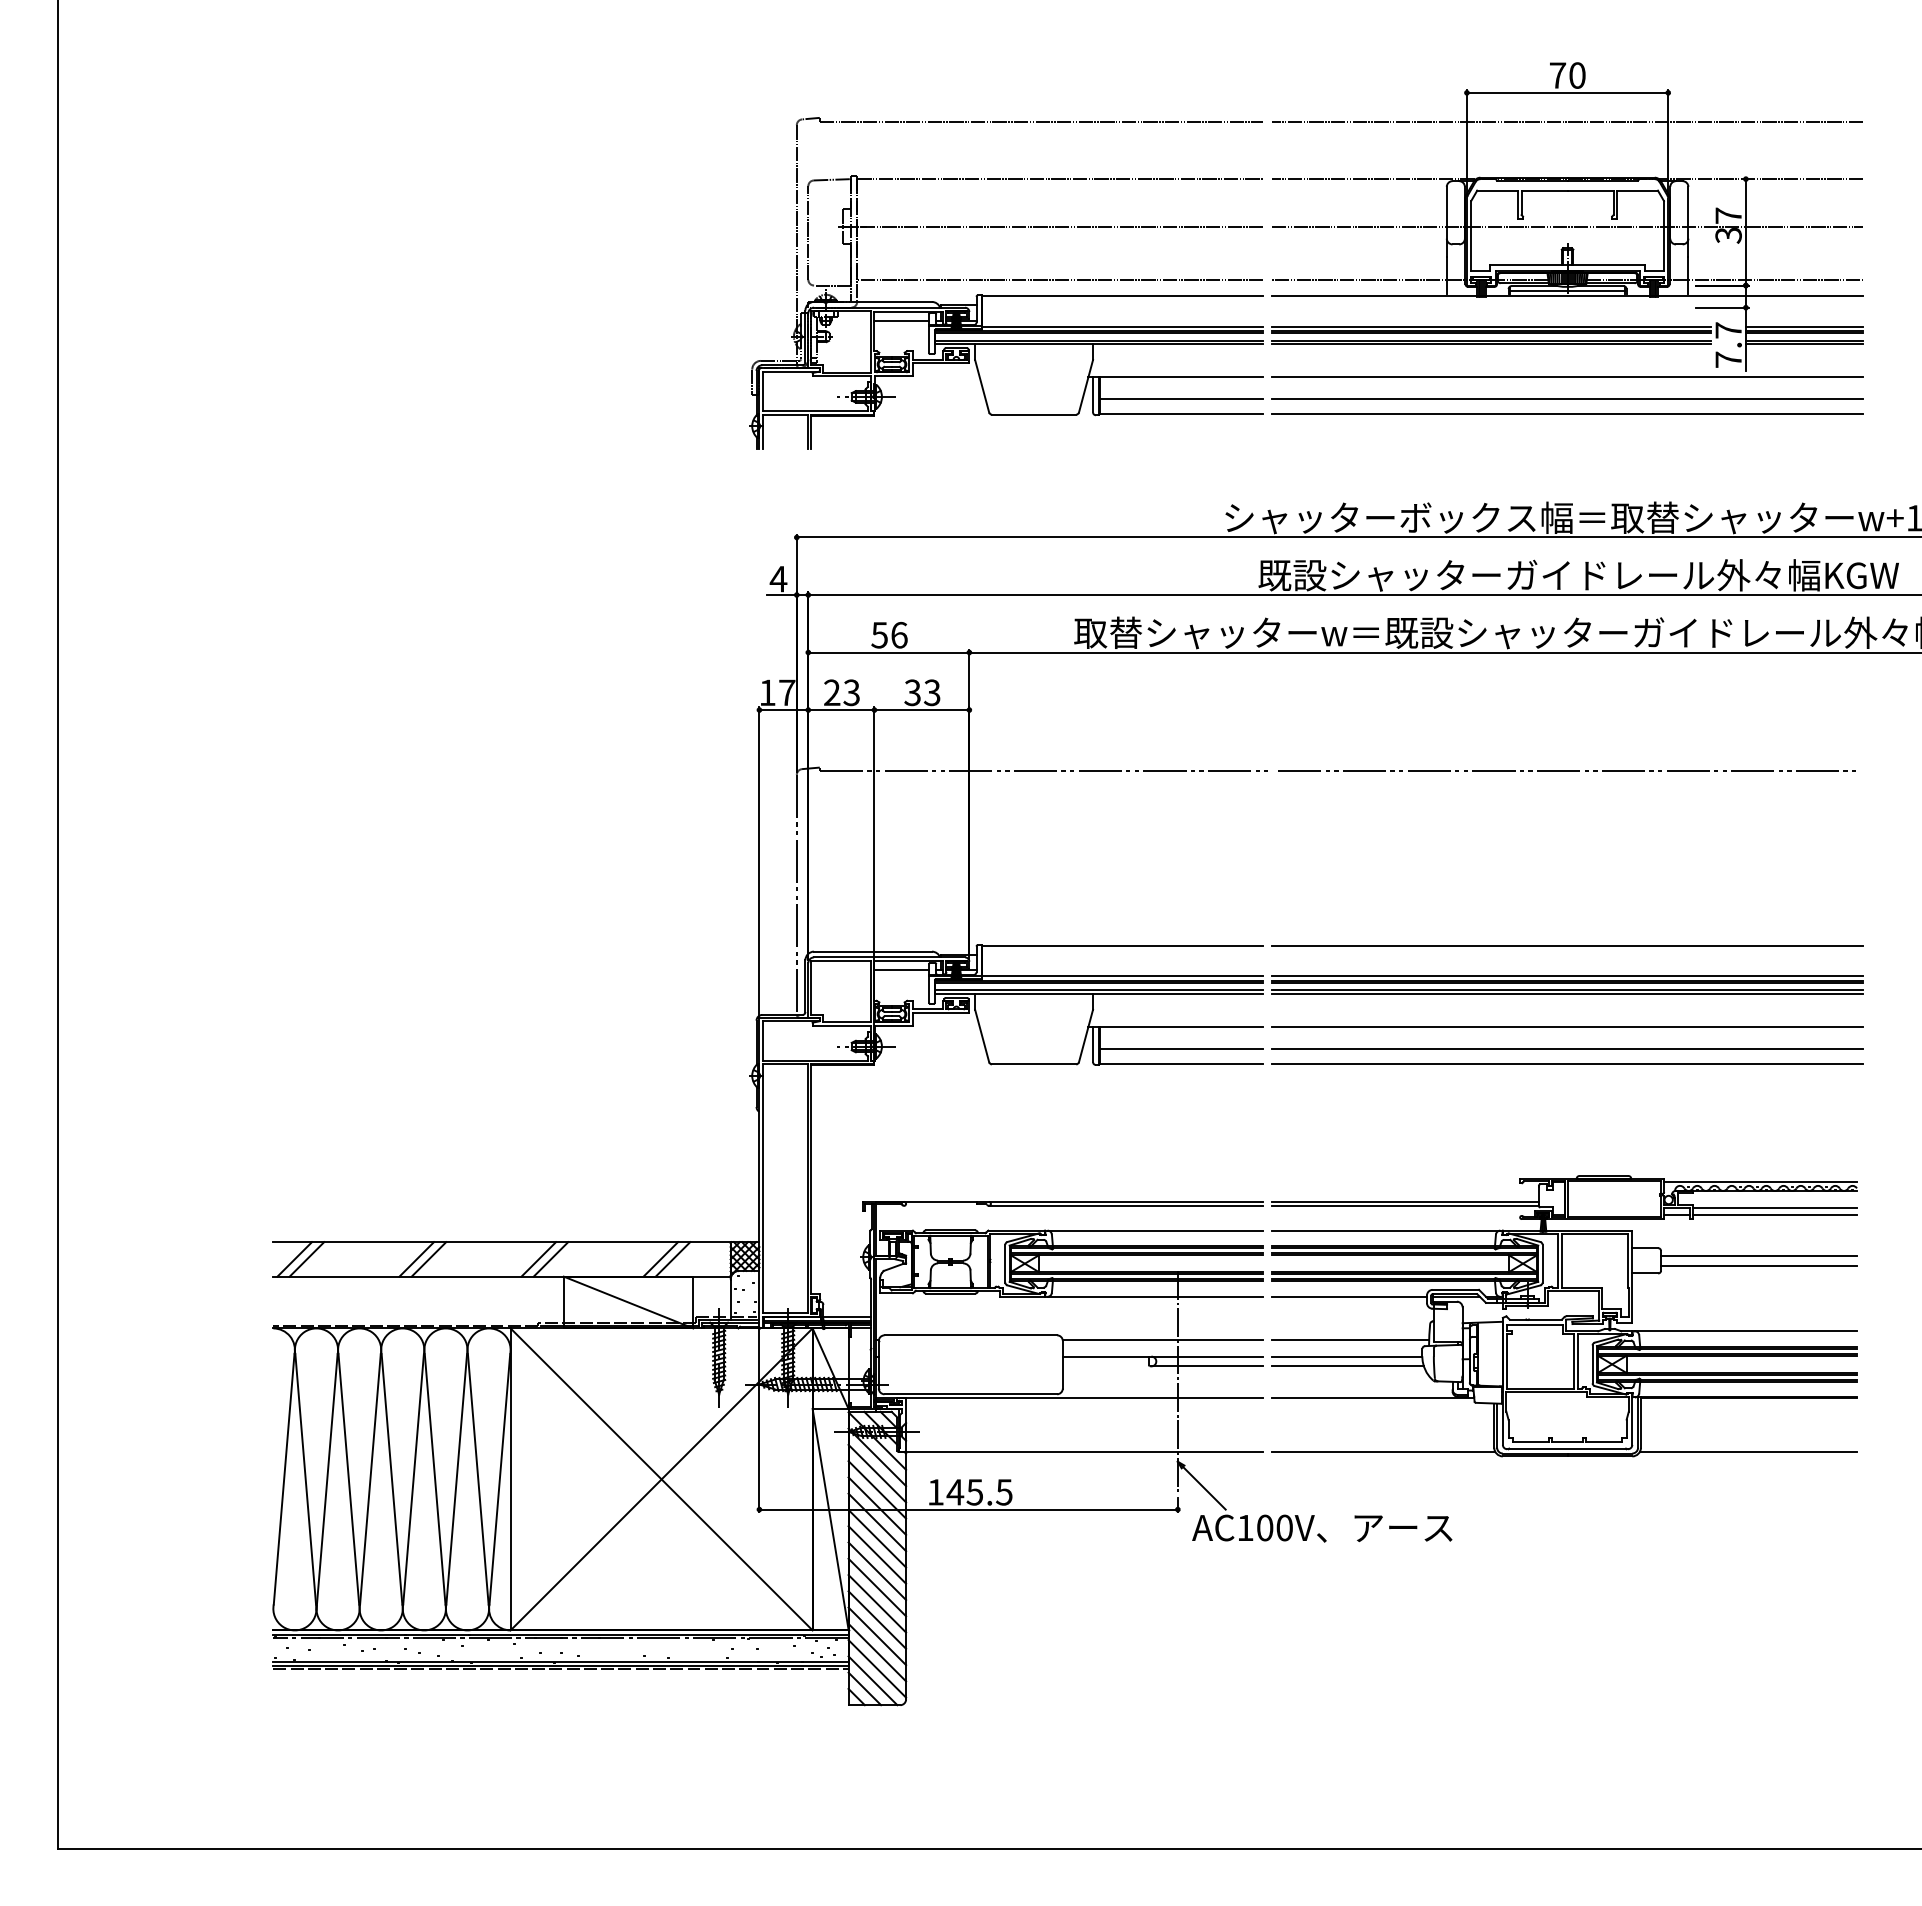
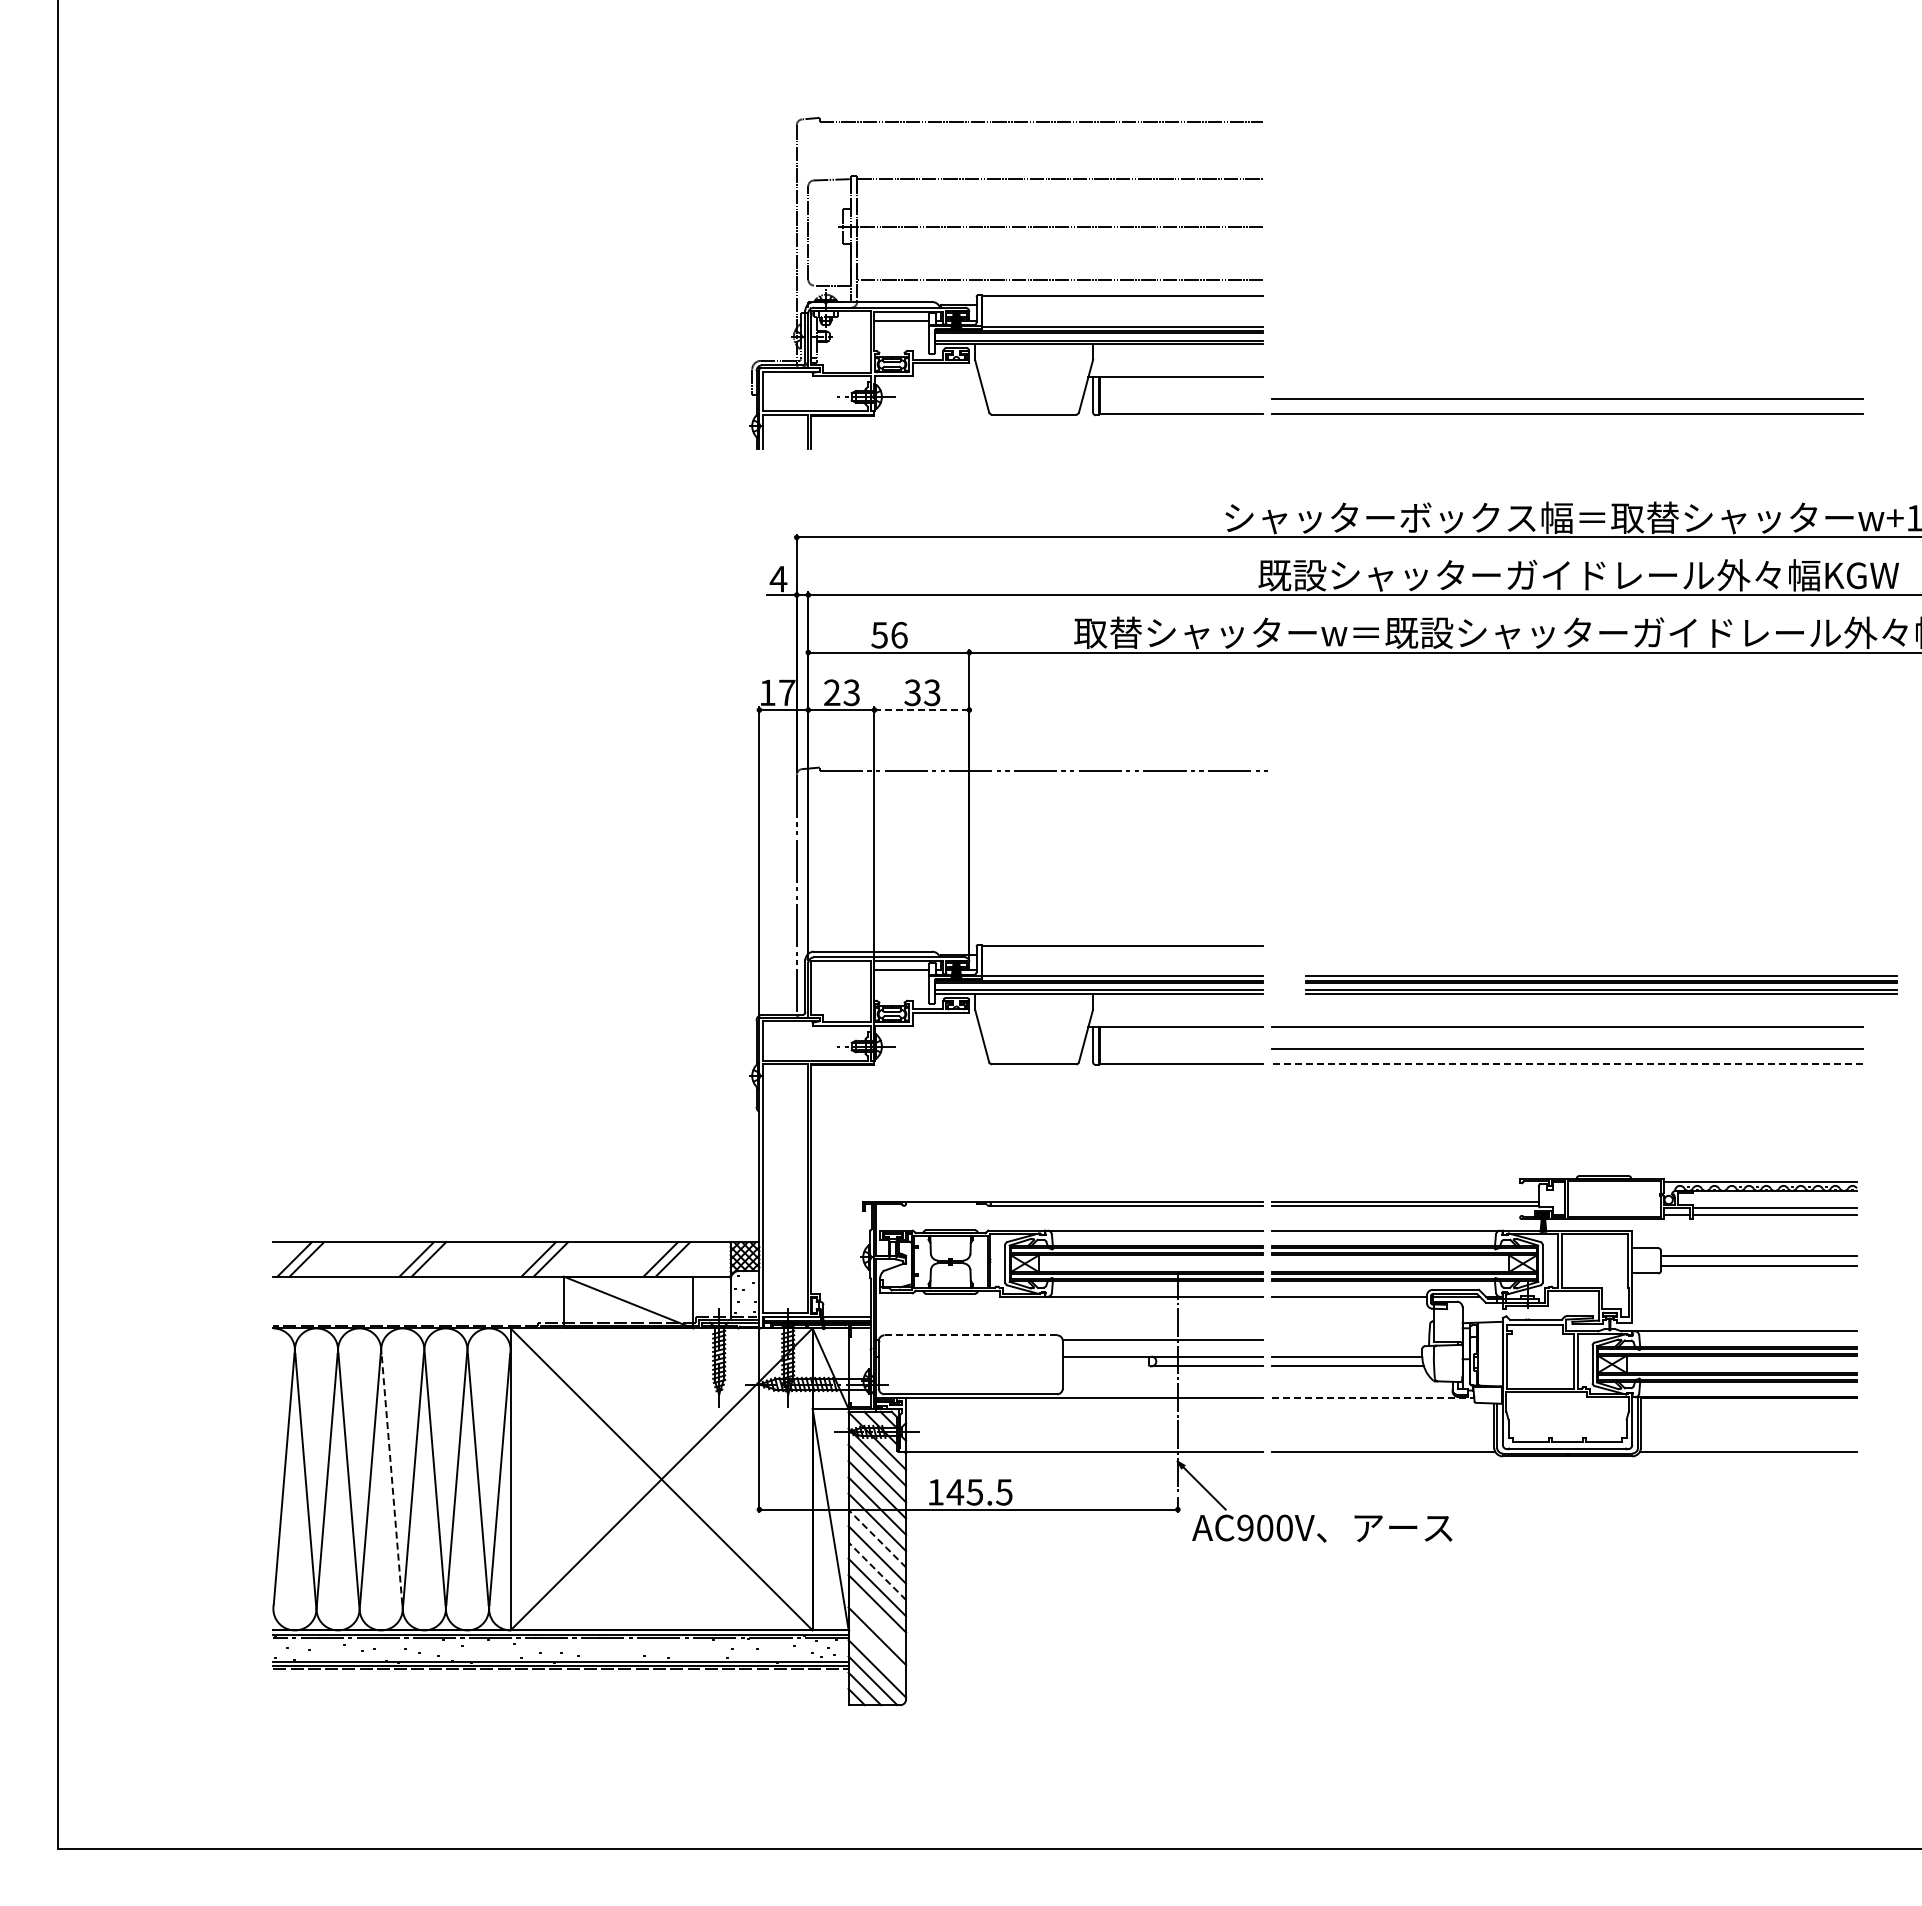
part: present -> none (1567, 219)
line: present -> none (1181, 398)
line: solid -> dashed (921, 710)
line: present -> none (1566, 770)
line: present -> none (1567, 945)
part position: (1567, 984) -> (1601, 984) (1601, 984)
line: present -> none (1181, 1048)
line: solid -> dashed (1567, 1064)
line: solid -> dashed (971, 1335)
line: present -> none (1350, 1339)
line: solid -> dashed (1373, 1398)
line: solid -> dashed (391, 1478)
text: AC100V -> AC900V (1245, 1527)
line: solid -> dashed (877, 1538)
line: solid -> dashed (877, 1571)
line: present -> none (877, 1619)
line: present -> none (877, 1652)
